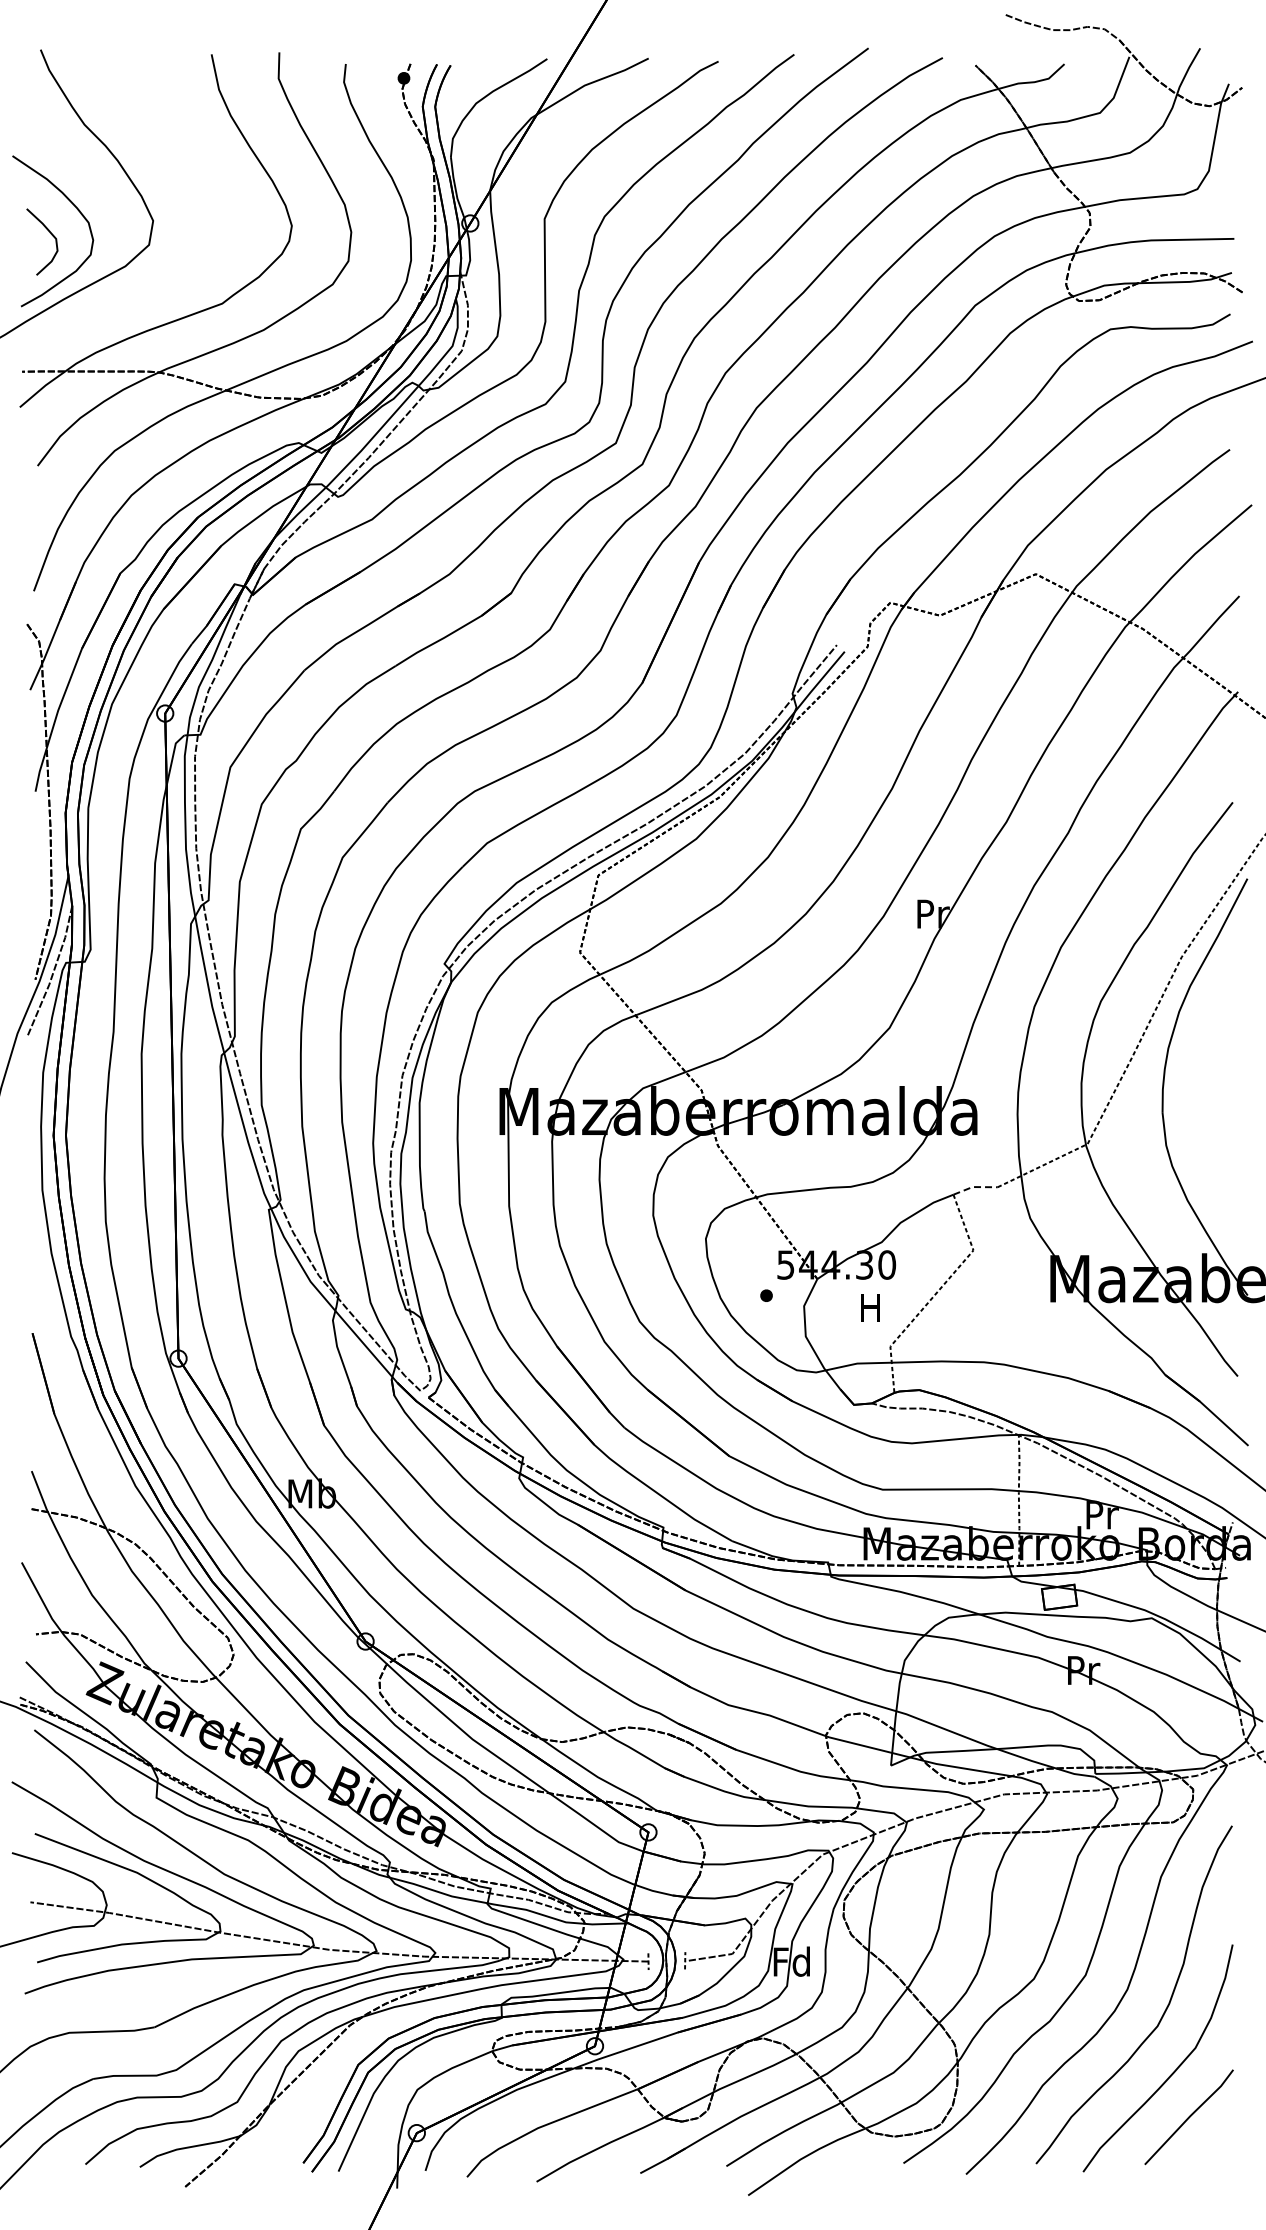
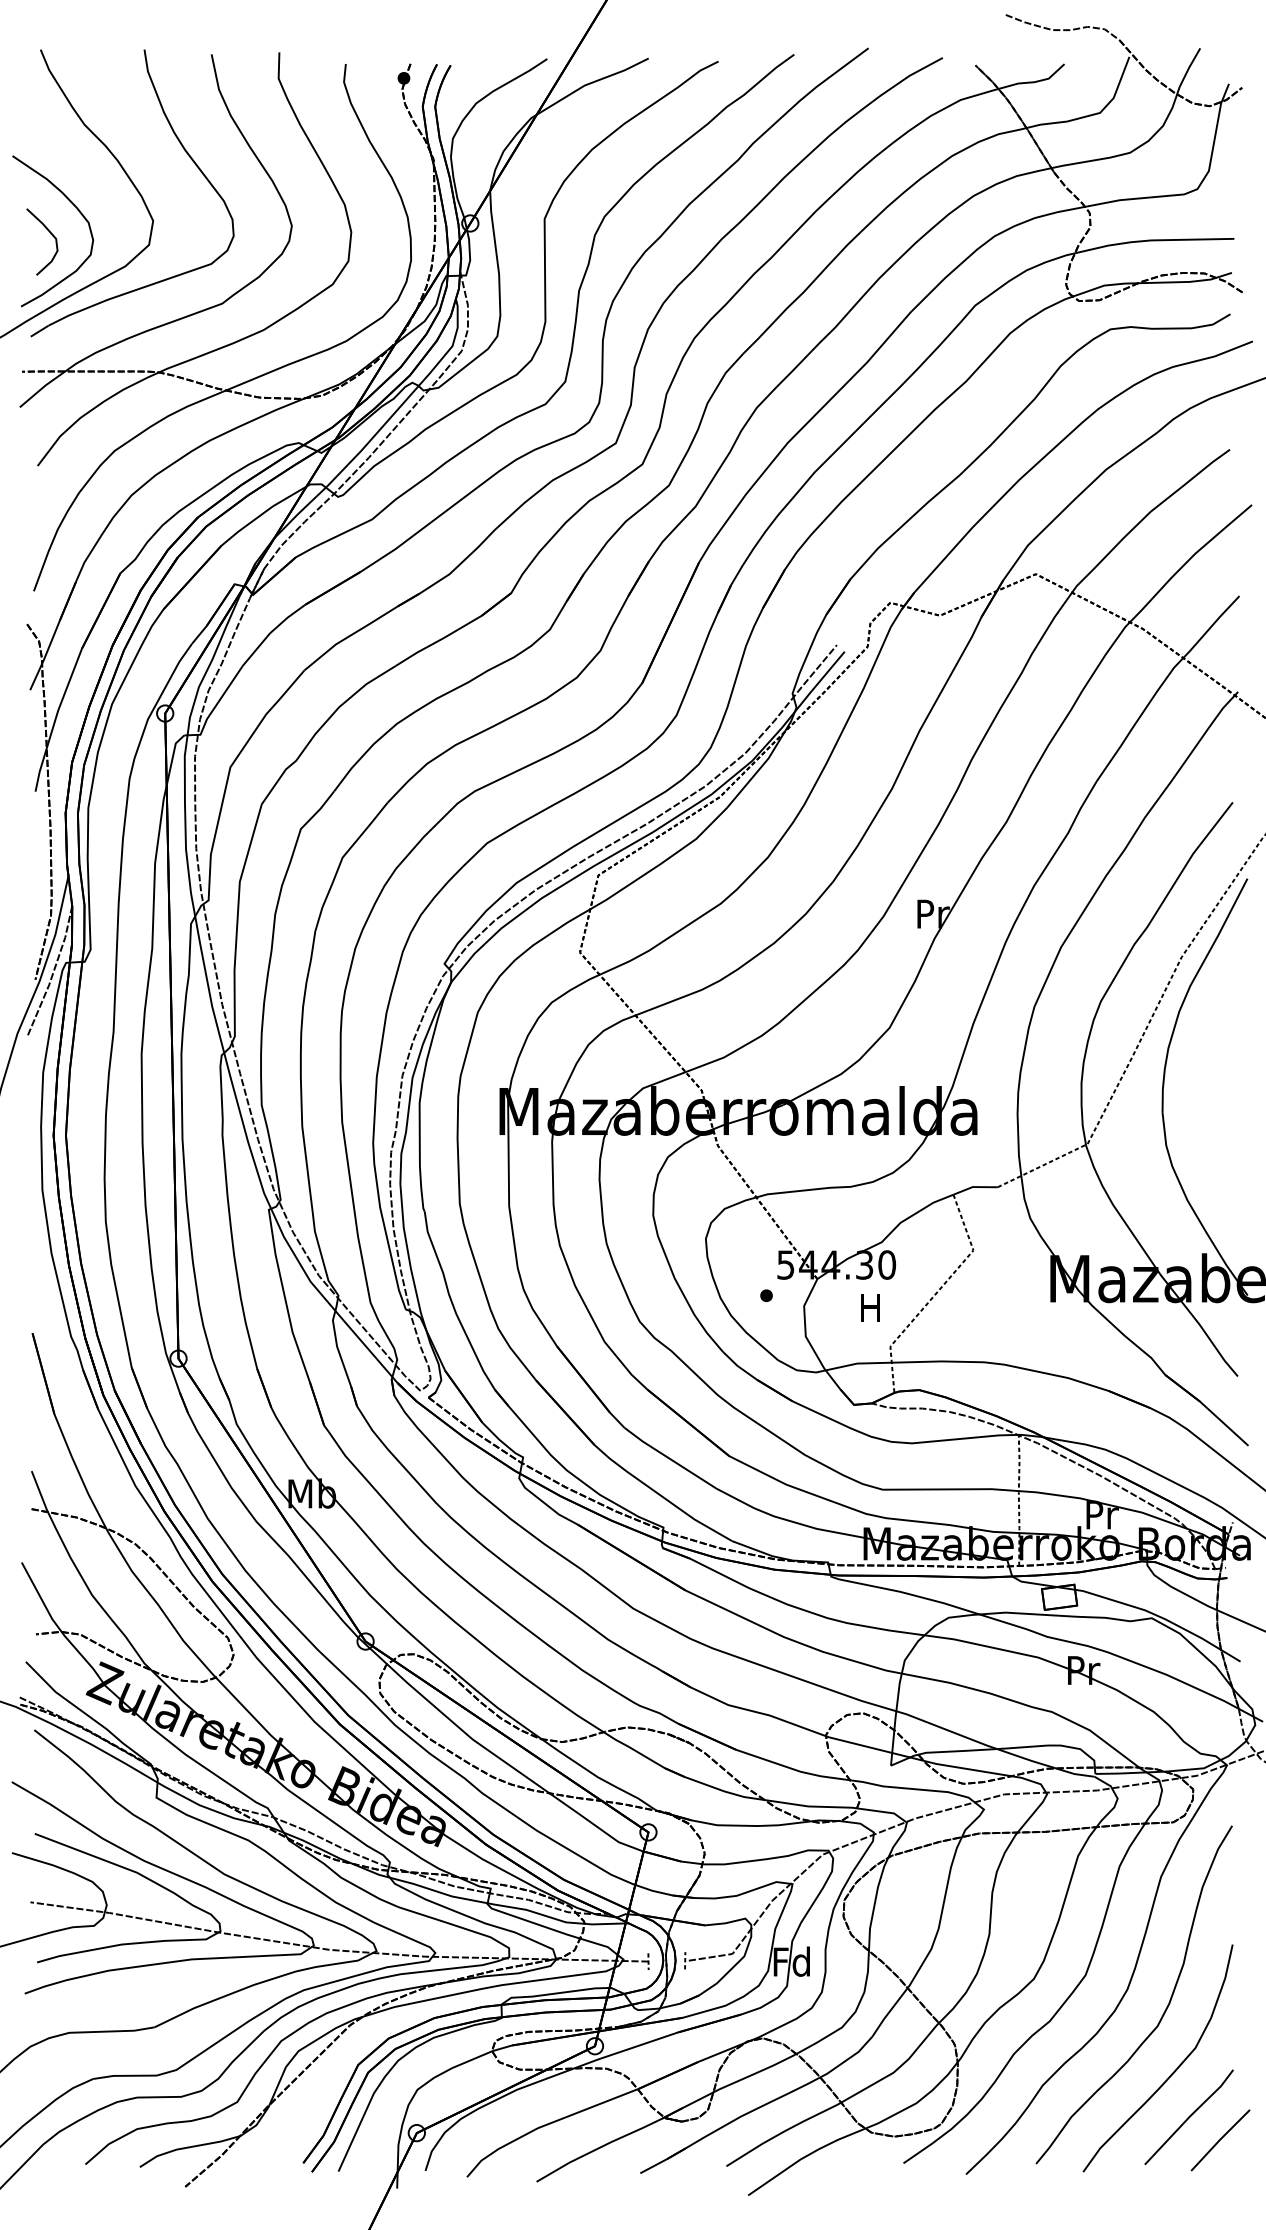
part: none -> present (185, 152)
line: dashed -> solid (974, 1187)
line: none -> present (1220, 2140)
